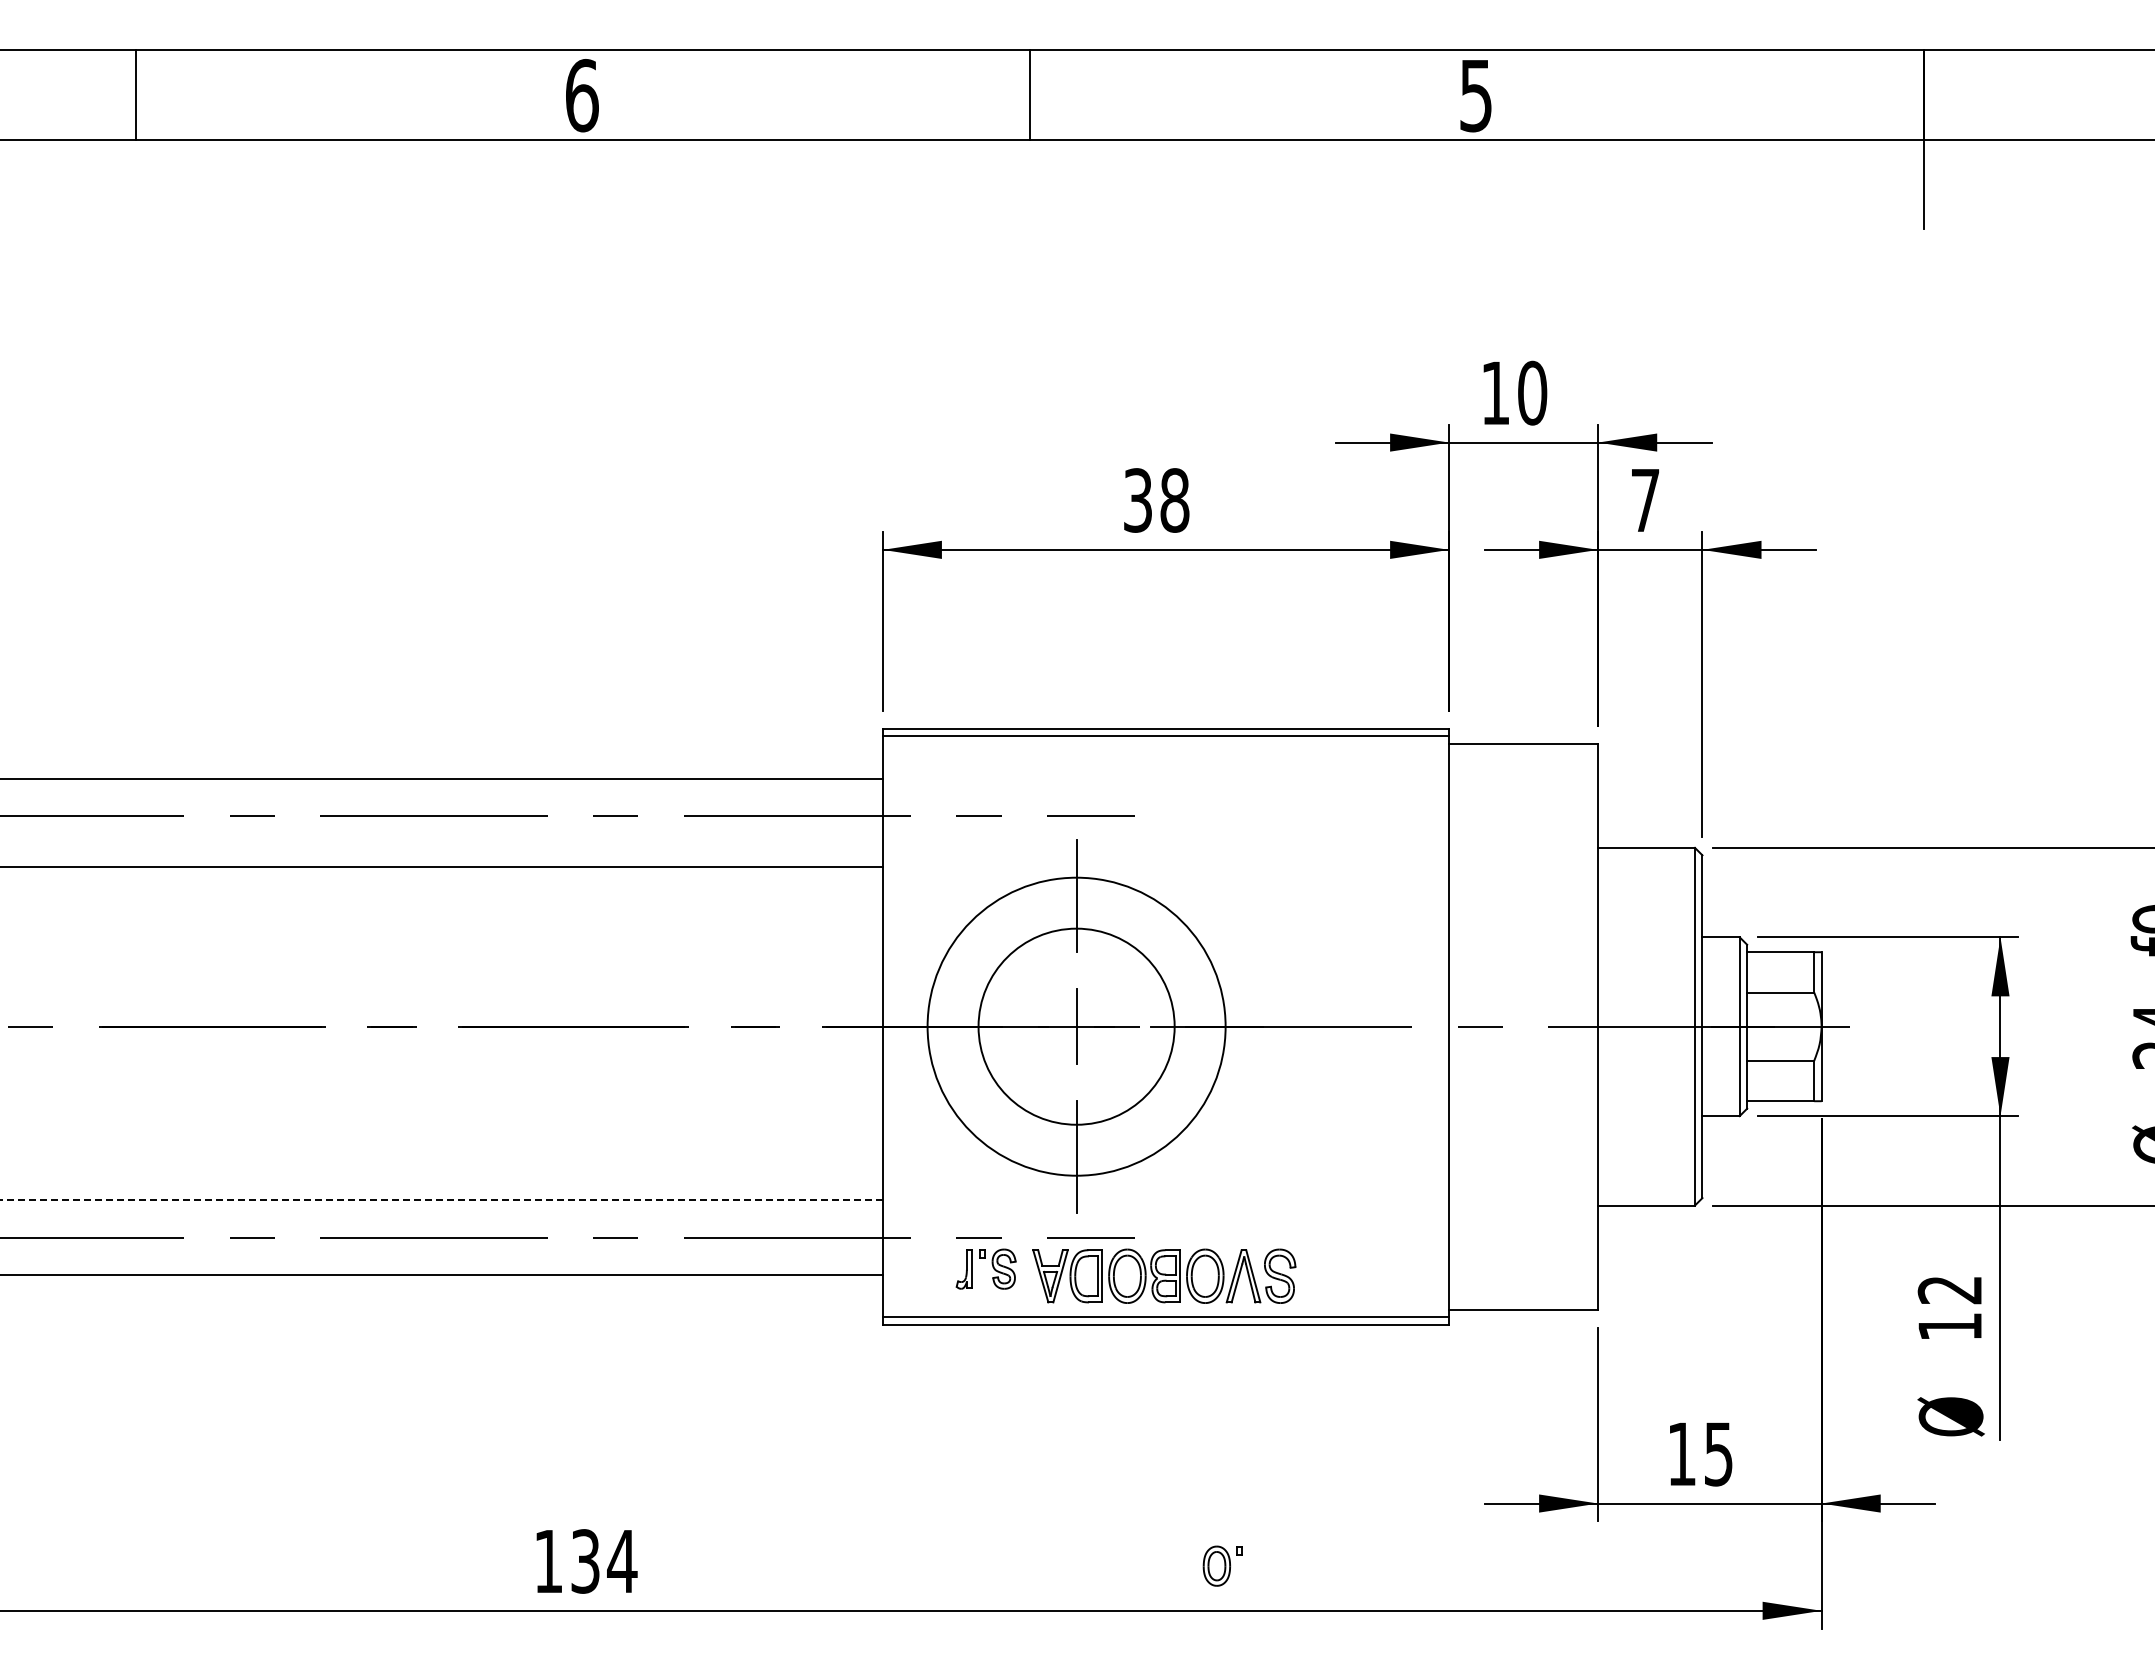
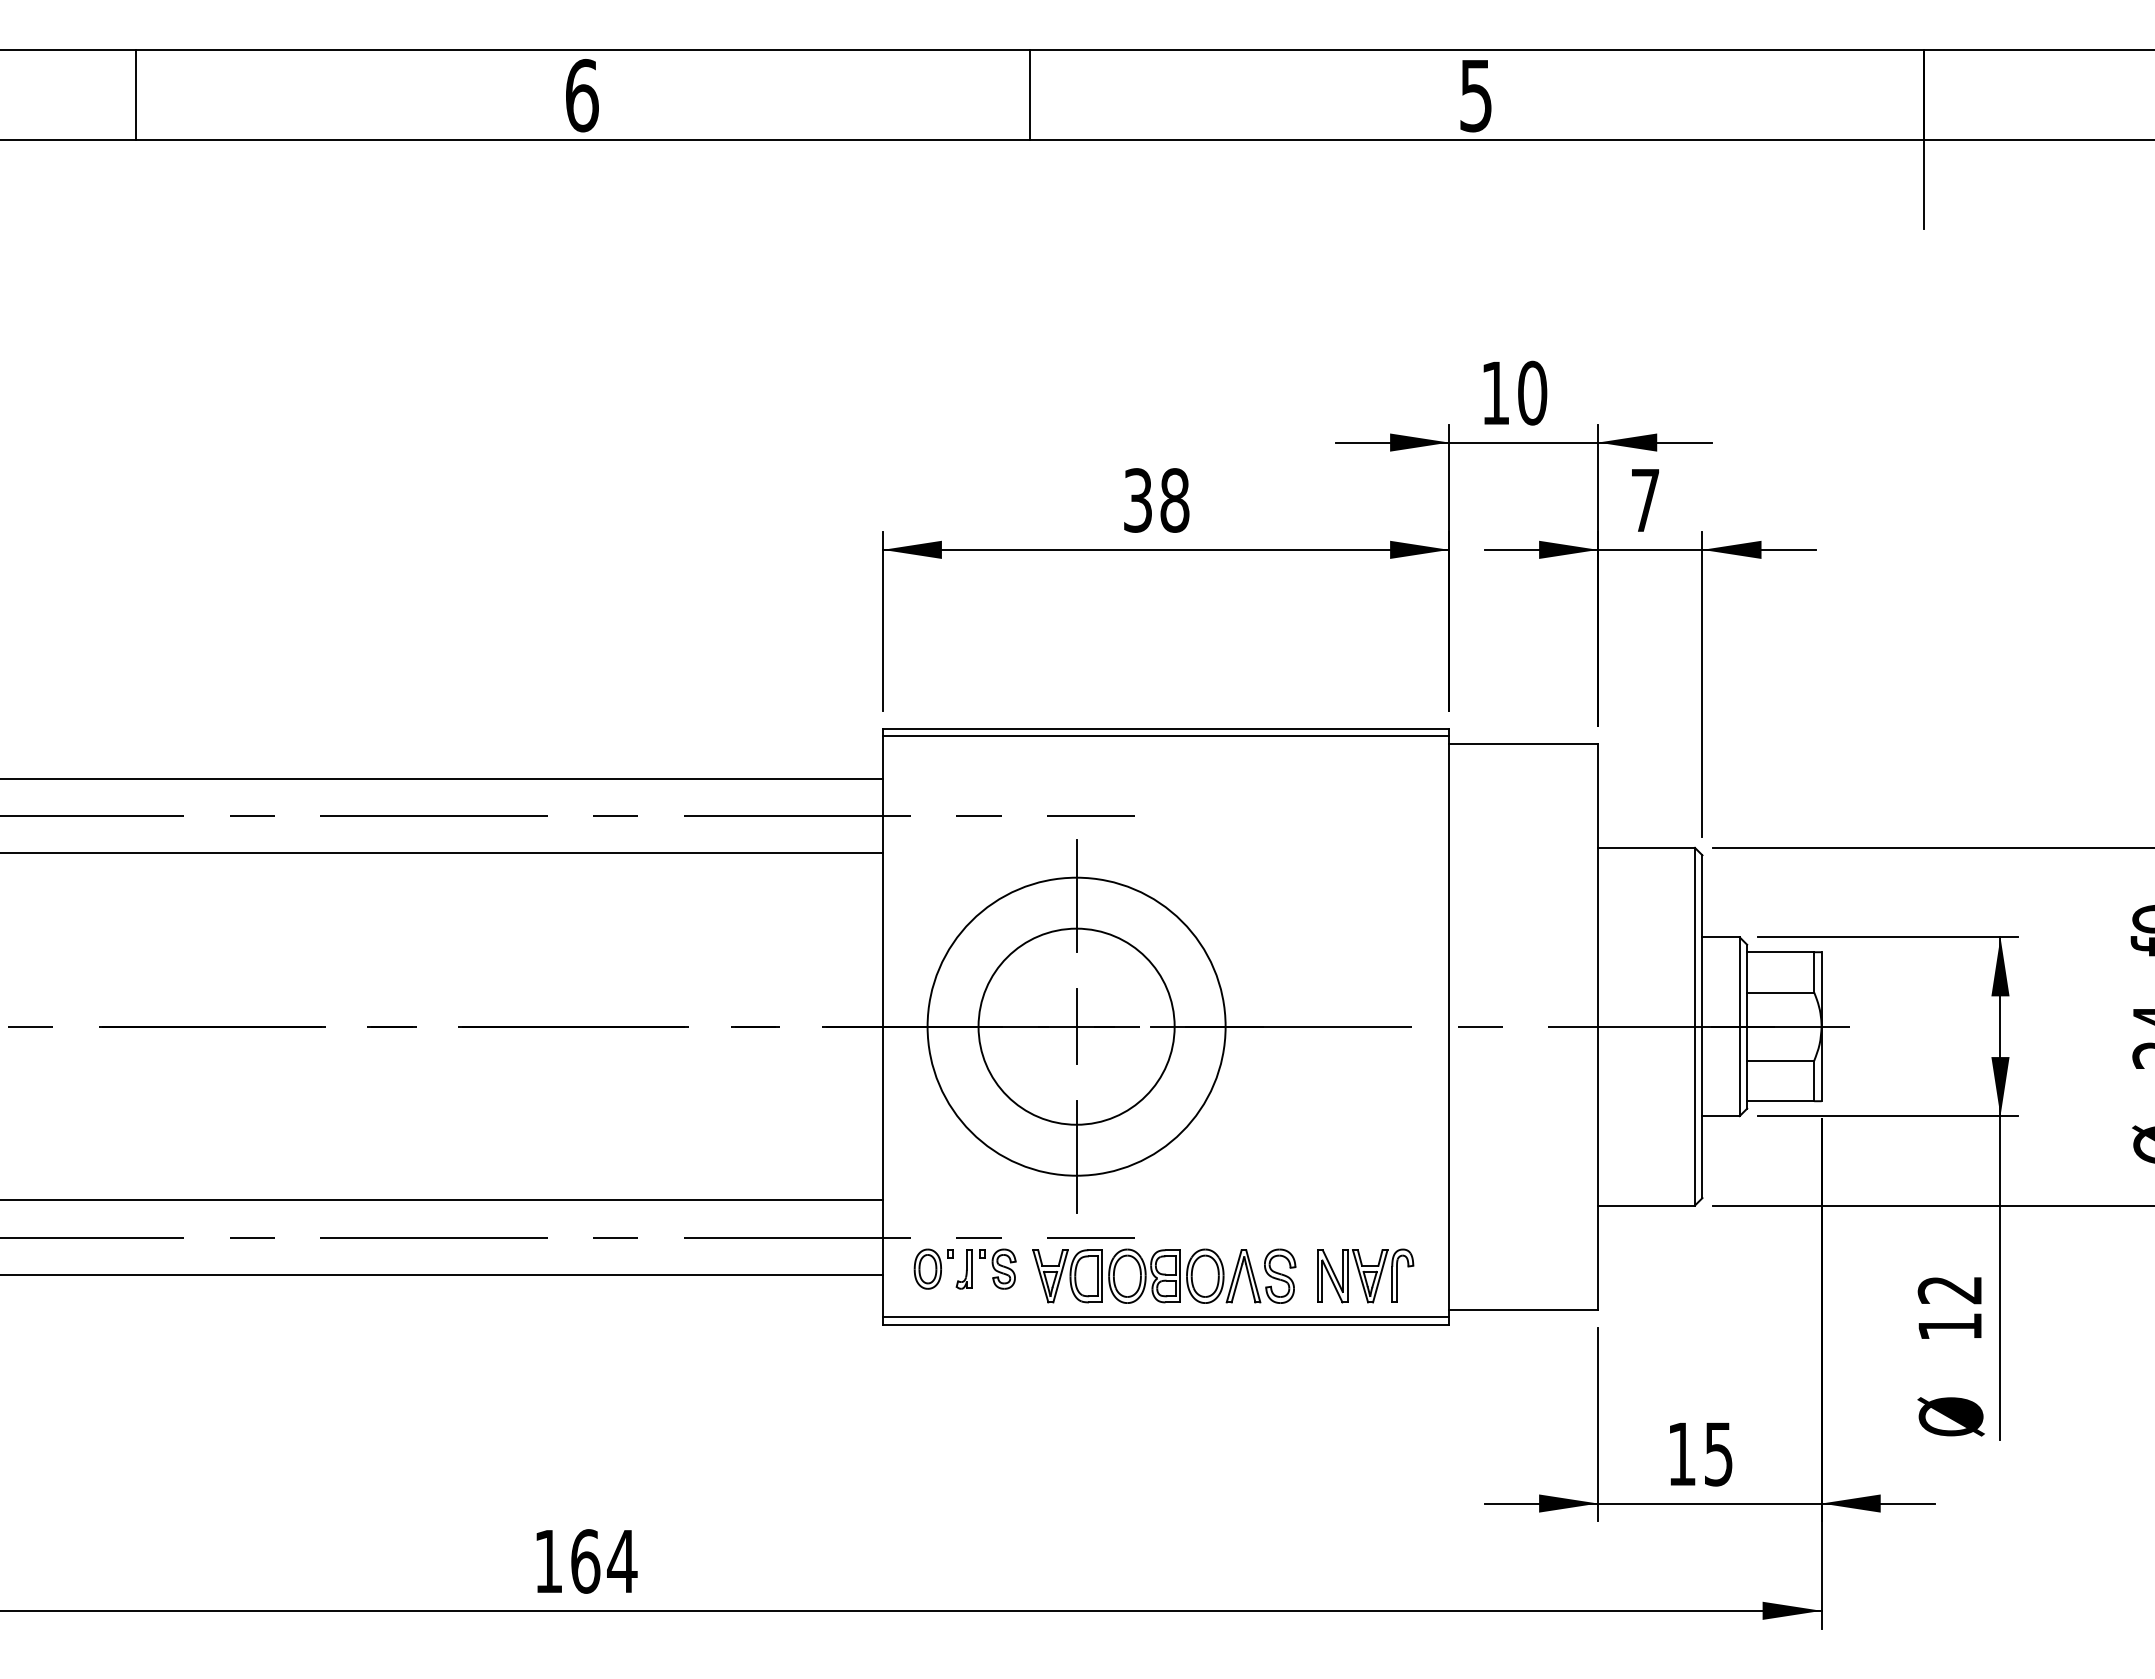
line position: (442, 867) -> (442, 853) (442, 853)
line: dashed -> solid (441, 1200)
part: none -> present (1365, 1275)
text: 134 -> 164 (585, 1561)
part position: (1222, 1565) -> (933, 1268) (933, 1268)
